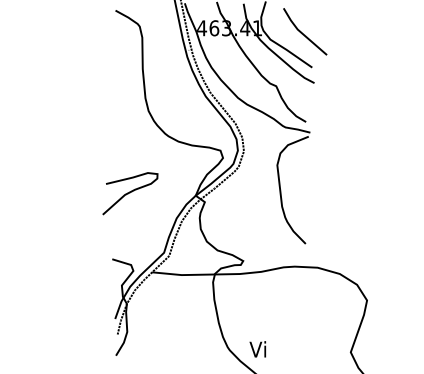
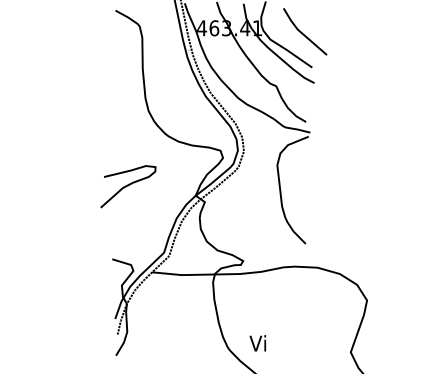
curve position: (130, 193) -> (128, 186) (128, 186)
text position: (257, 349) -> (257, 343) (257, 343)
